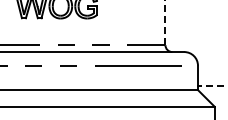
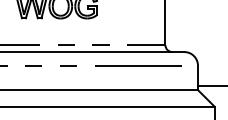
line: dashed -> solid (165, 22)
line: dashed -> solid (212, 86)
